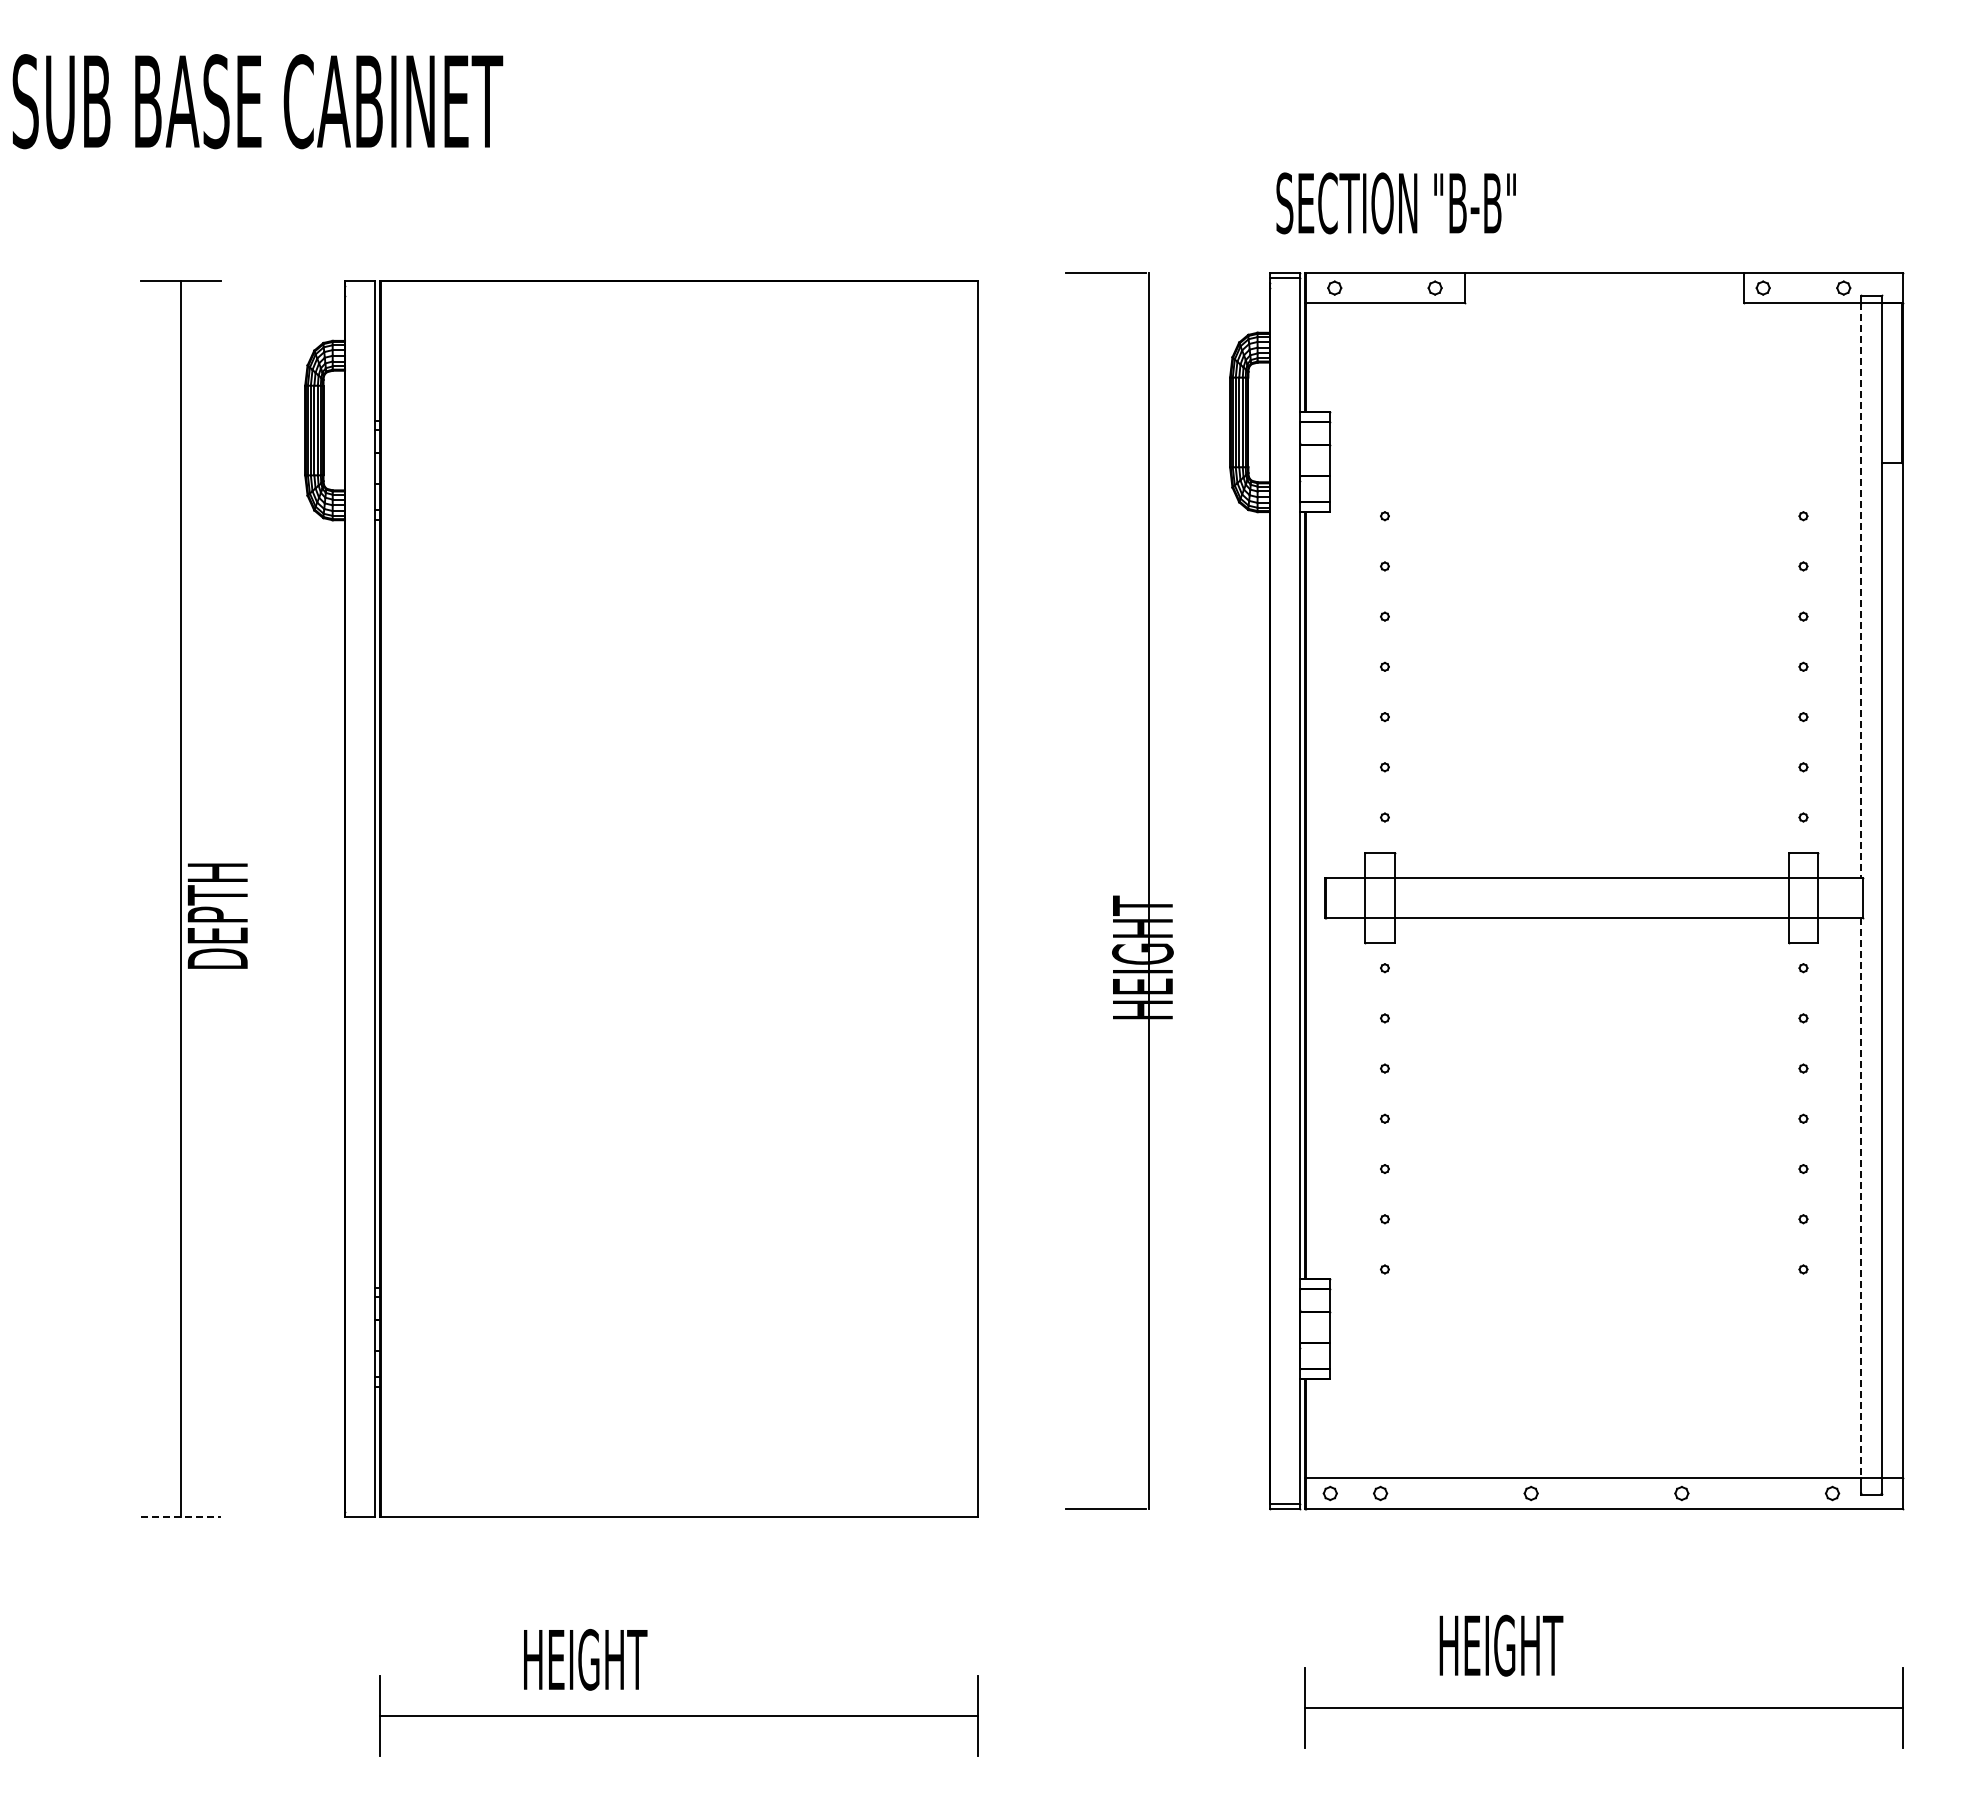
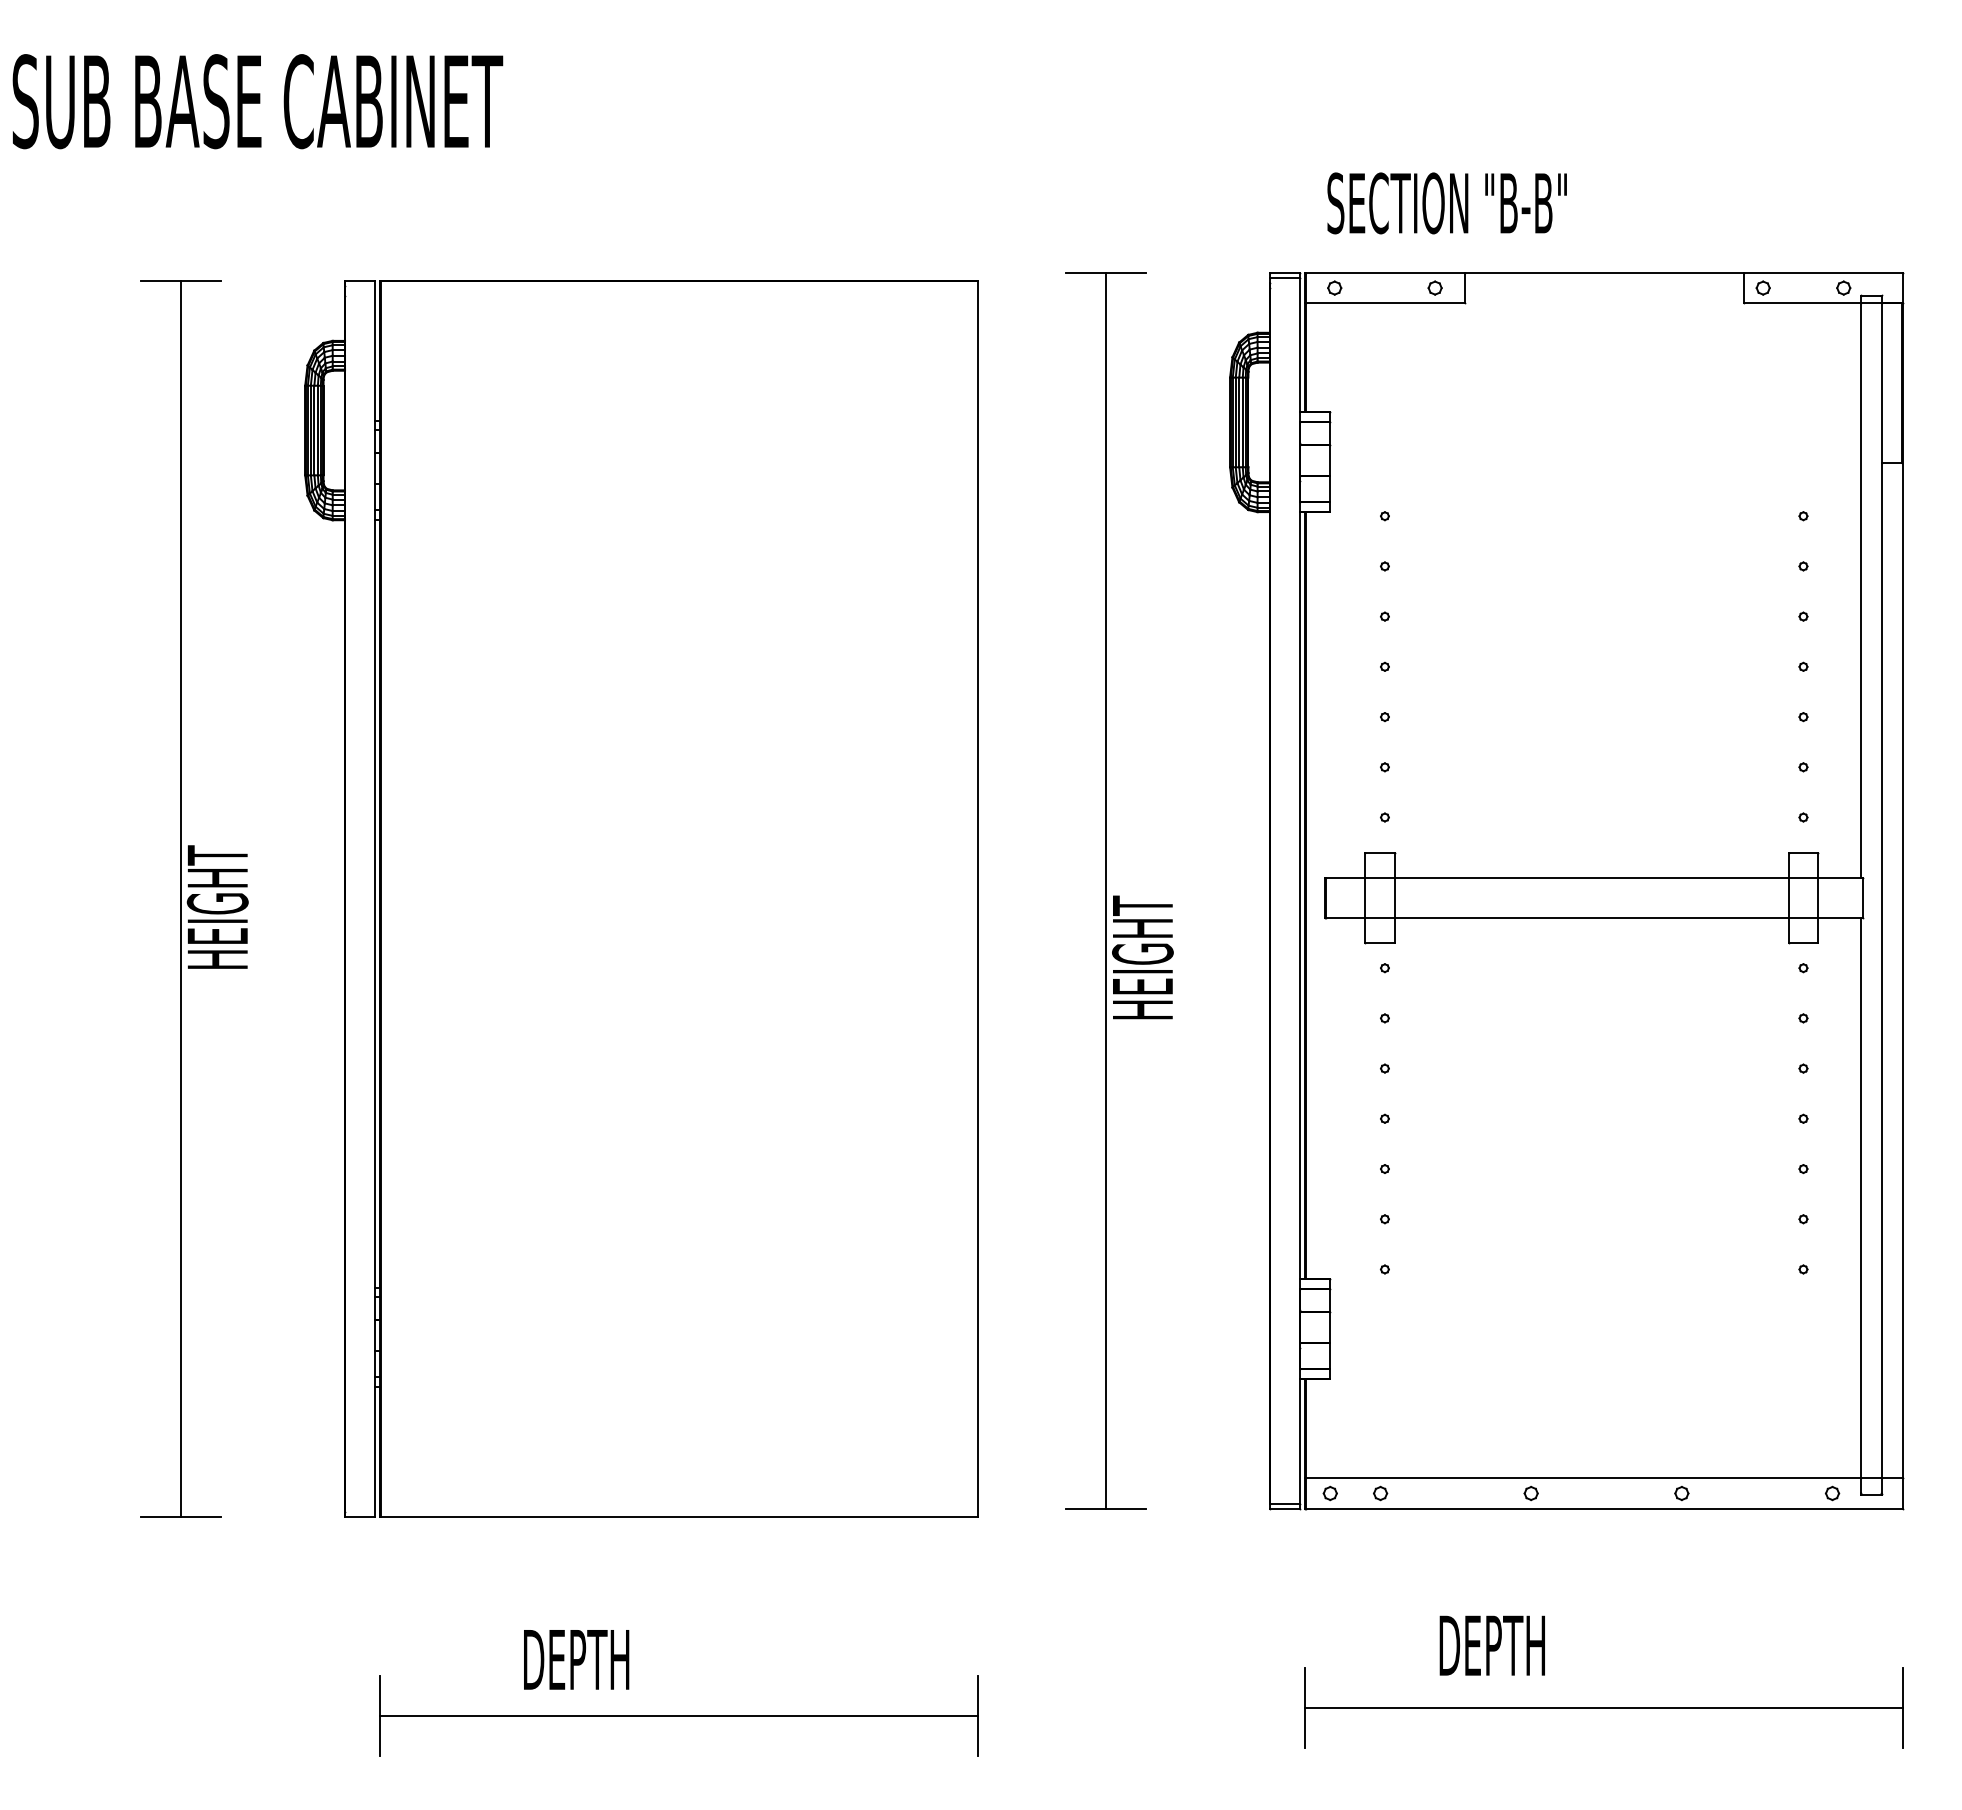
text position: (1395, 203) -> (1446, 203) (1446, 203)
line: dashed -> solid (1860, 591)
line position: (1148, 890) -> (1105, 890) (1105, 890)
text: DEPTH -> HEIGHT (217, 905)
line: dashed -> solid (1860, 1198)
line: dashed -> solid (181, 1516)
text: HEIGHT -> DEPTH (1503, 1645)
text: HEIGHT -> DEPTH (587, 1659)
